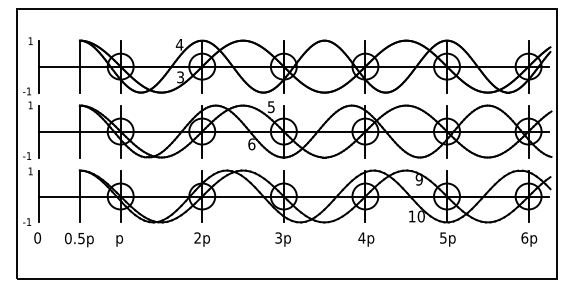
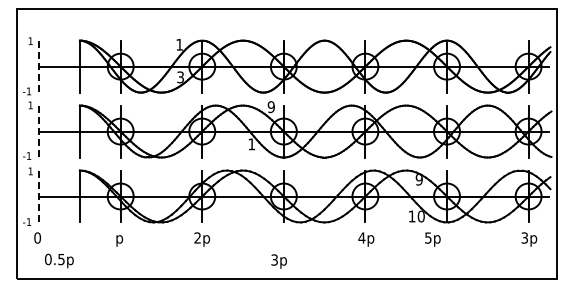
text: 4 -> 1 (179, 44)
line: solid -> dashed (39, 66)
text: 5 -> 9 (270, 106)
line: solid -> dashed (39, 131)
text: 6 -> 1 (251, 144)
line: solid -> dashed (39, 196)
text: 6p -> 3p (524, 237)
text position: (79, 239) -> (59, 260) (59, 260)
text position: (282, 239) -> (278, 261) (278, 261)
text position: (447, 239) -> (432, 239) (432, 239)
